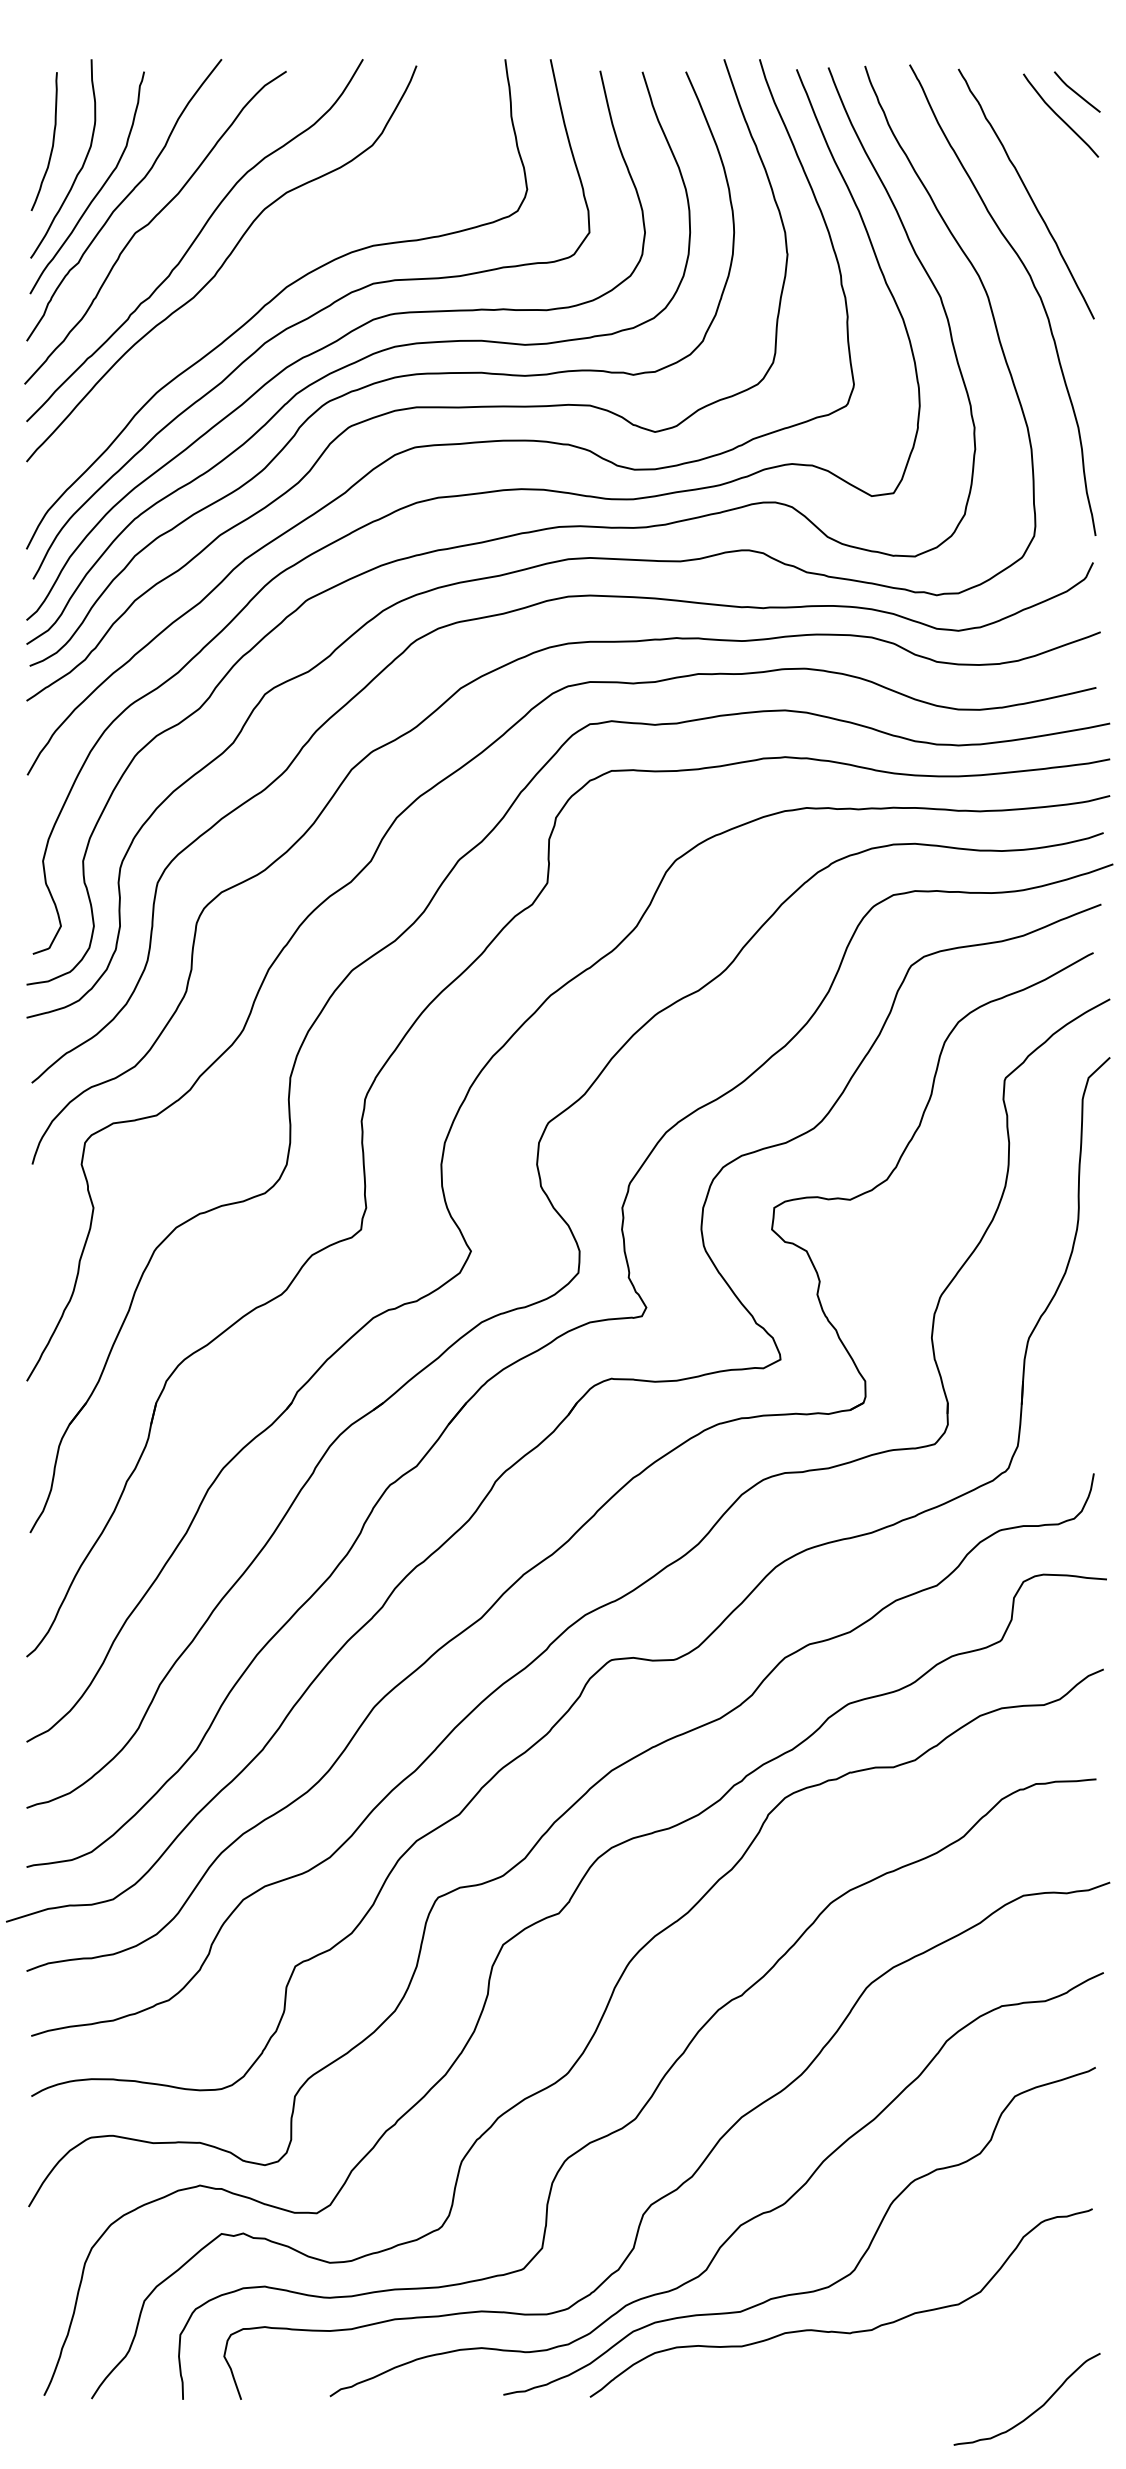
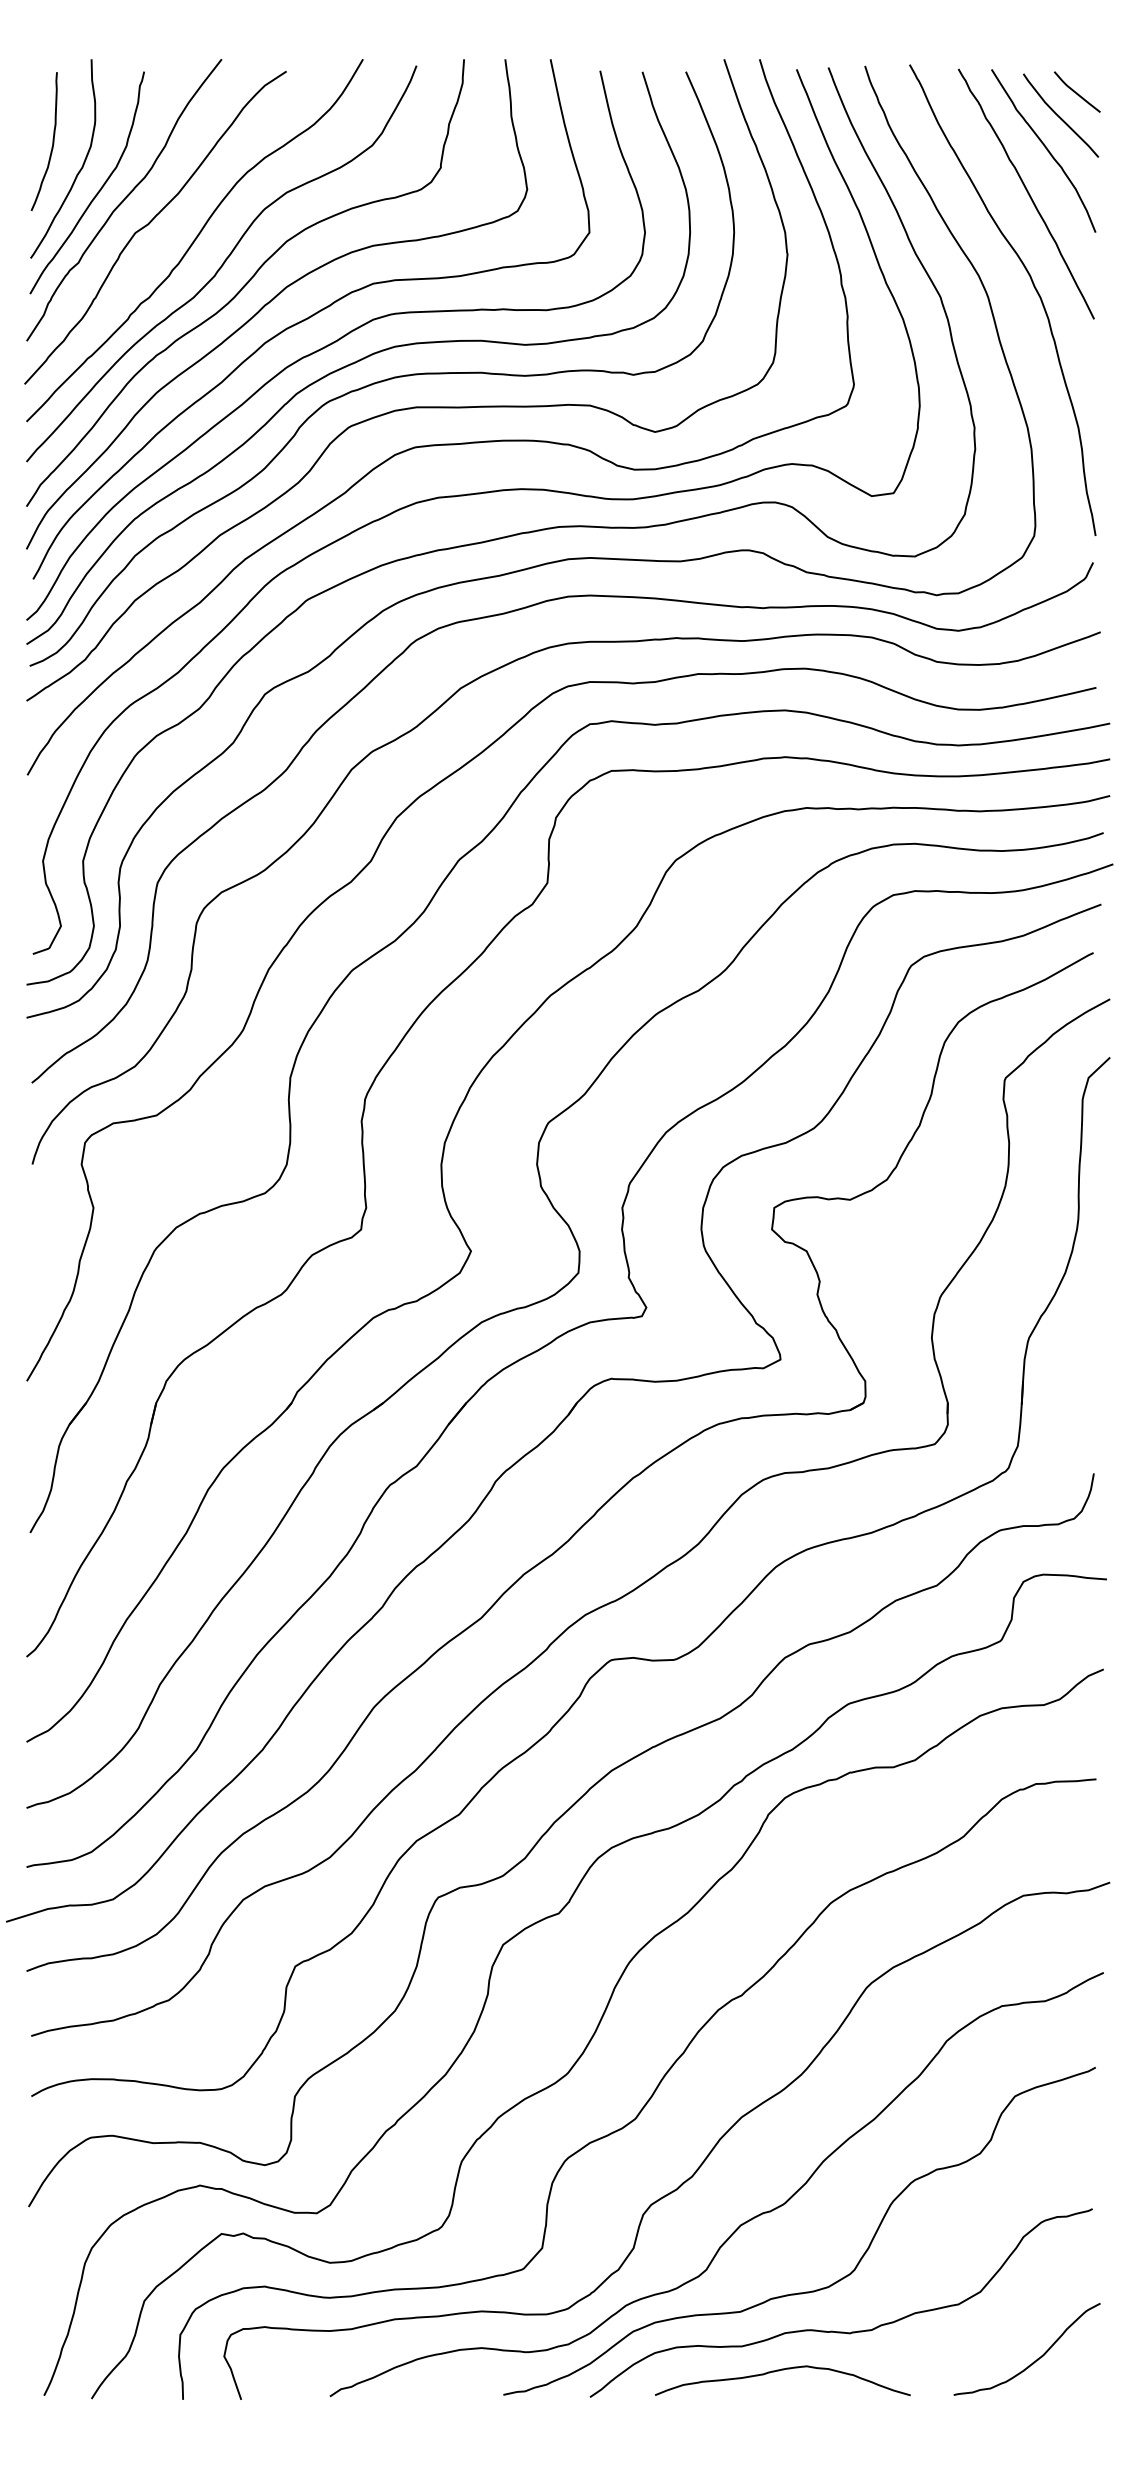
curve: none -> present (1045, 148)
curve: none -> present (246, 282)
curve: none -> present (779, 2371)
curve position: (1033, 2411) -> (1033, 2361) (1033, 2361)
